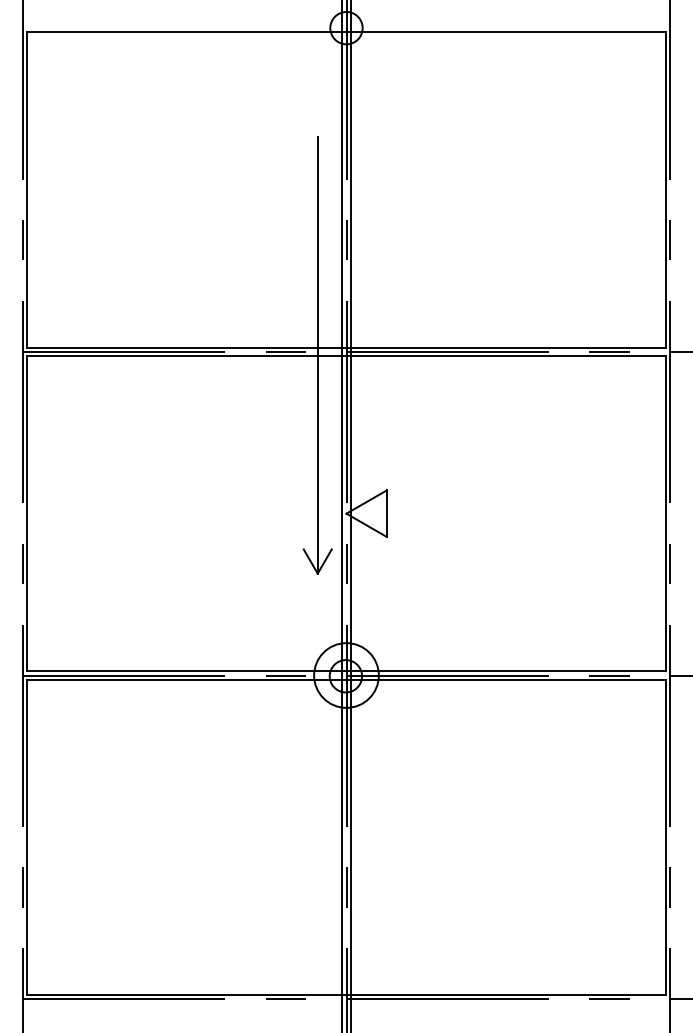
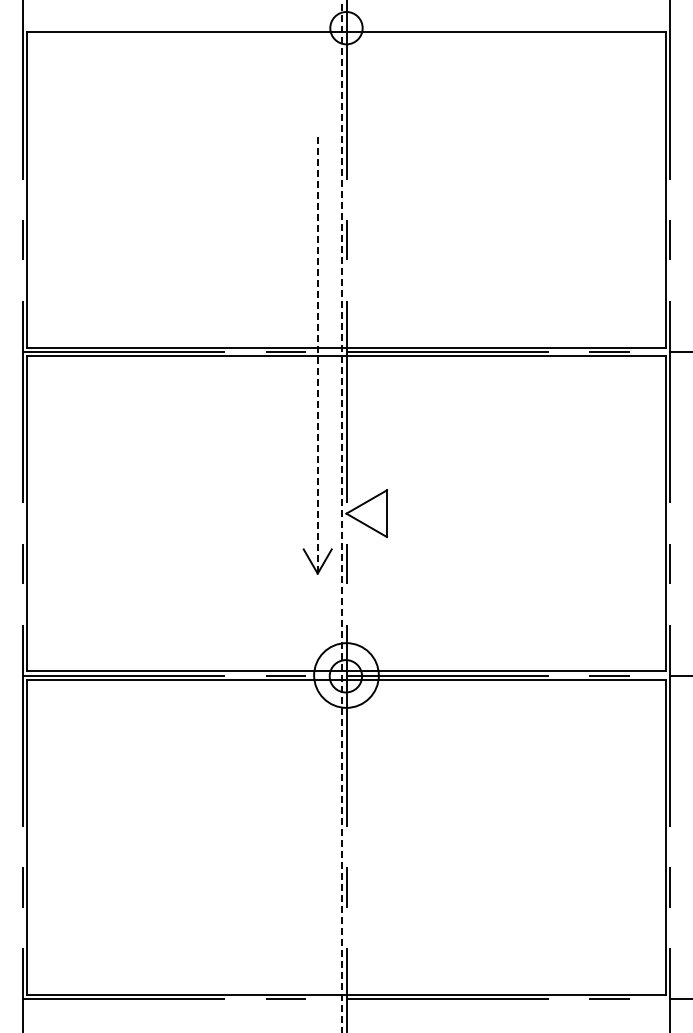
line: solid -> dashed (317, 355)
line: present -> none (350, 515)
line: solid -> dashed (342, 516)
